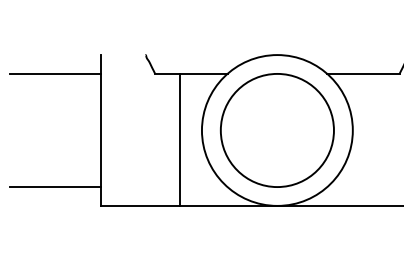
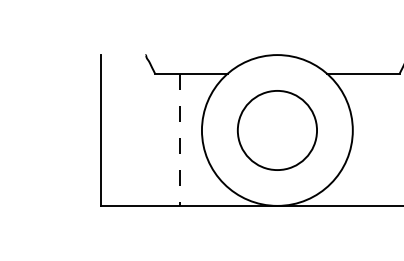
line: present -> none (55, 73)
circle size: 115x115 px -> 81x81 px (277, 130)
line: solid -> dashed (179, 140)
line: present -> none (55, 187)
